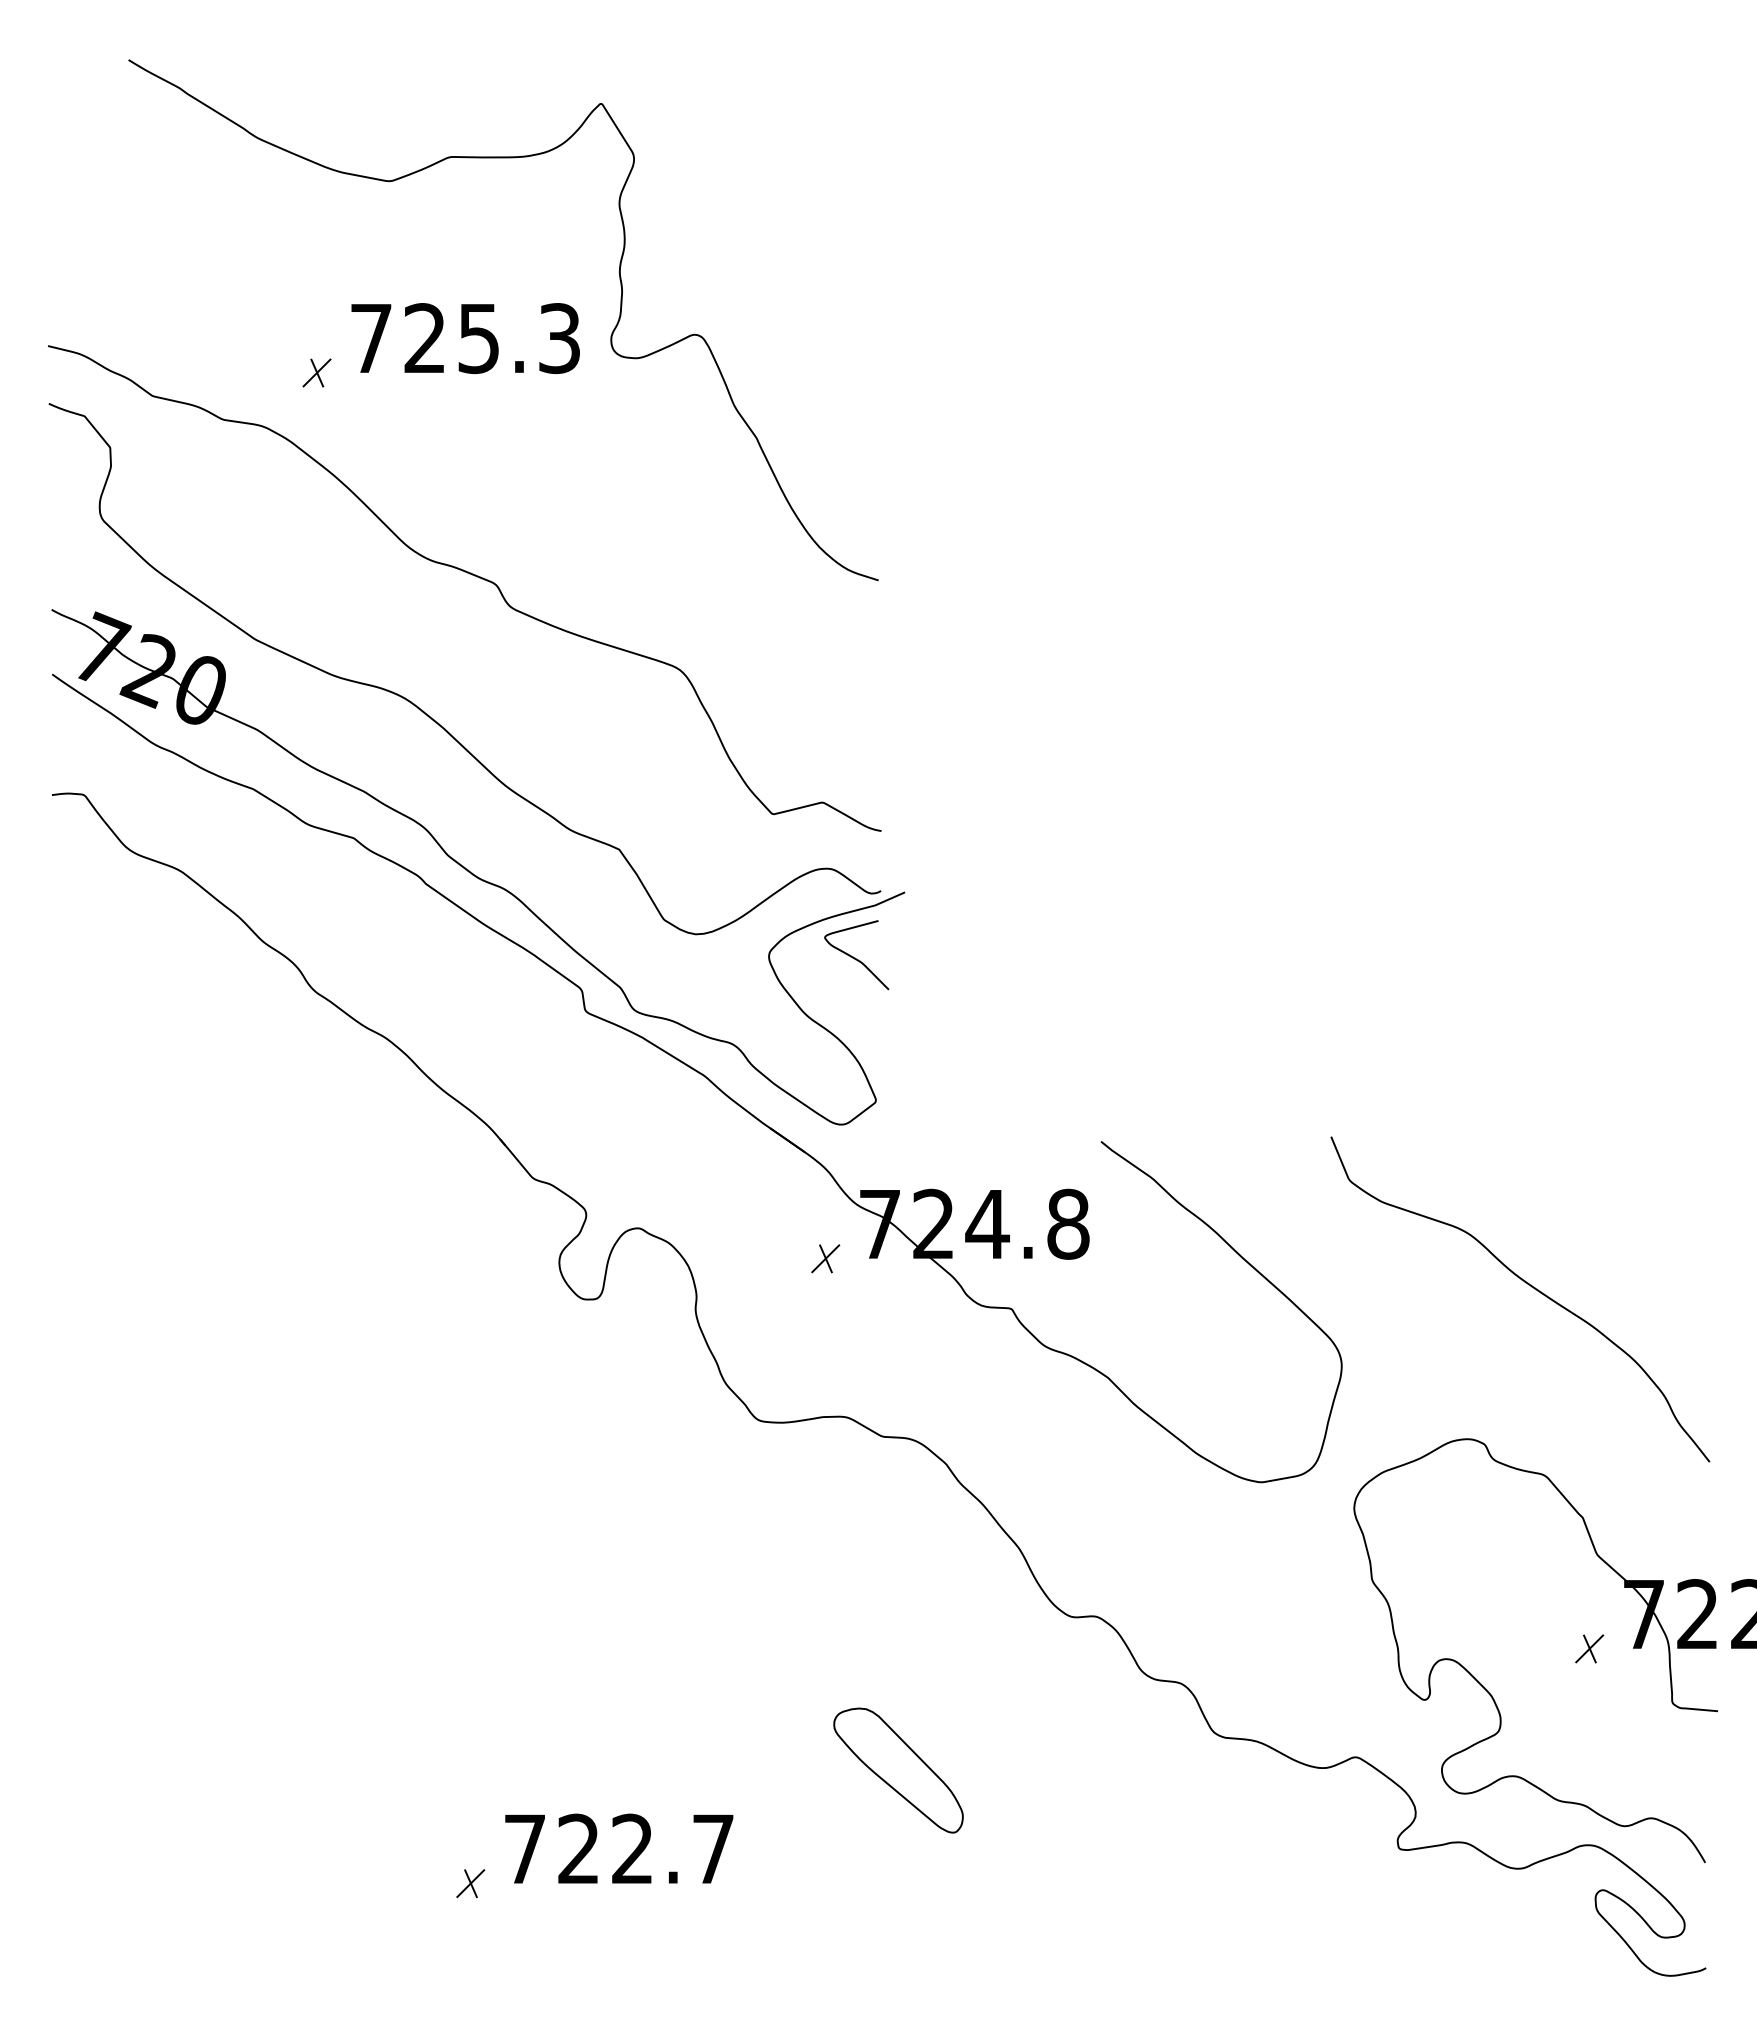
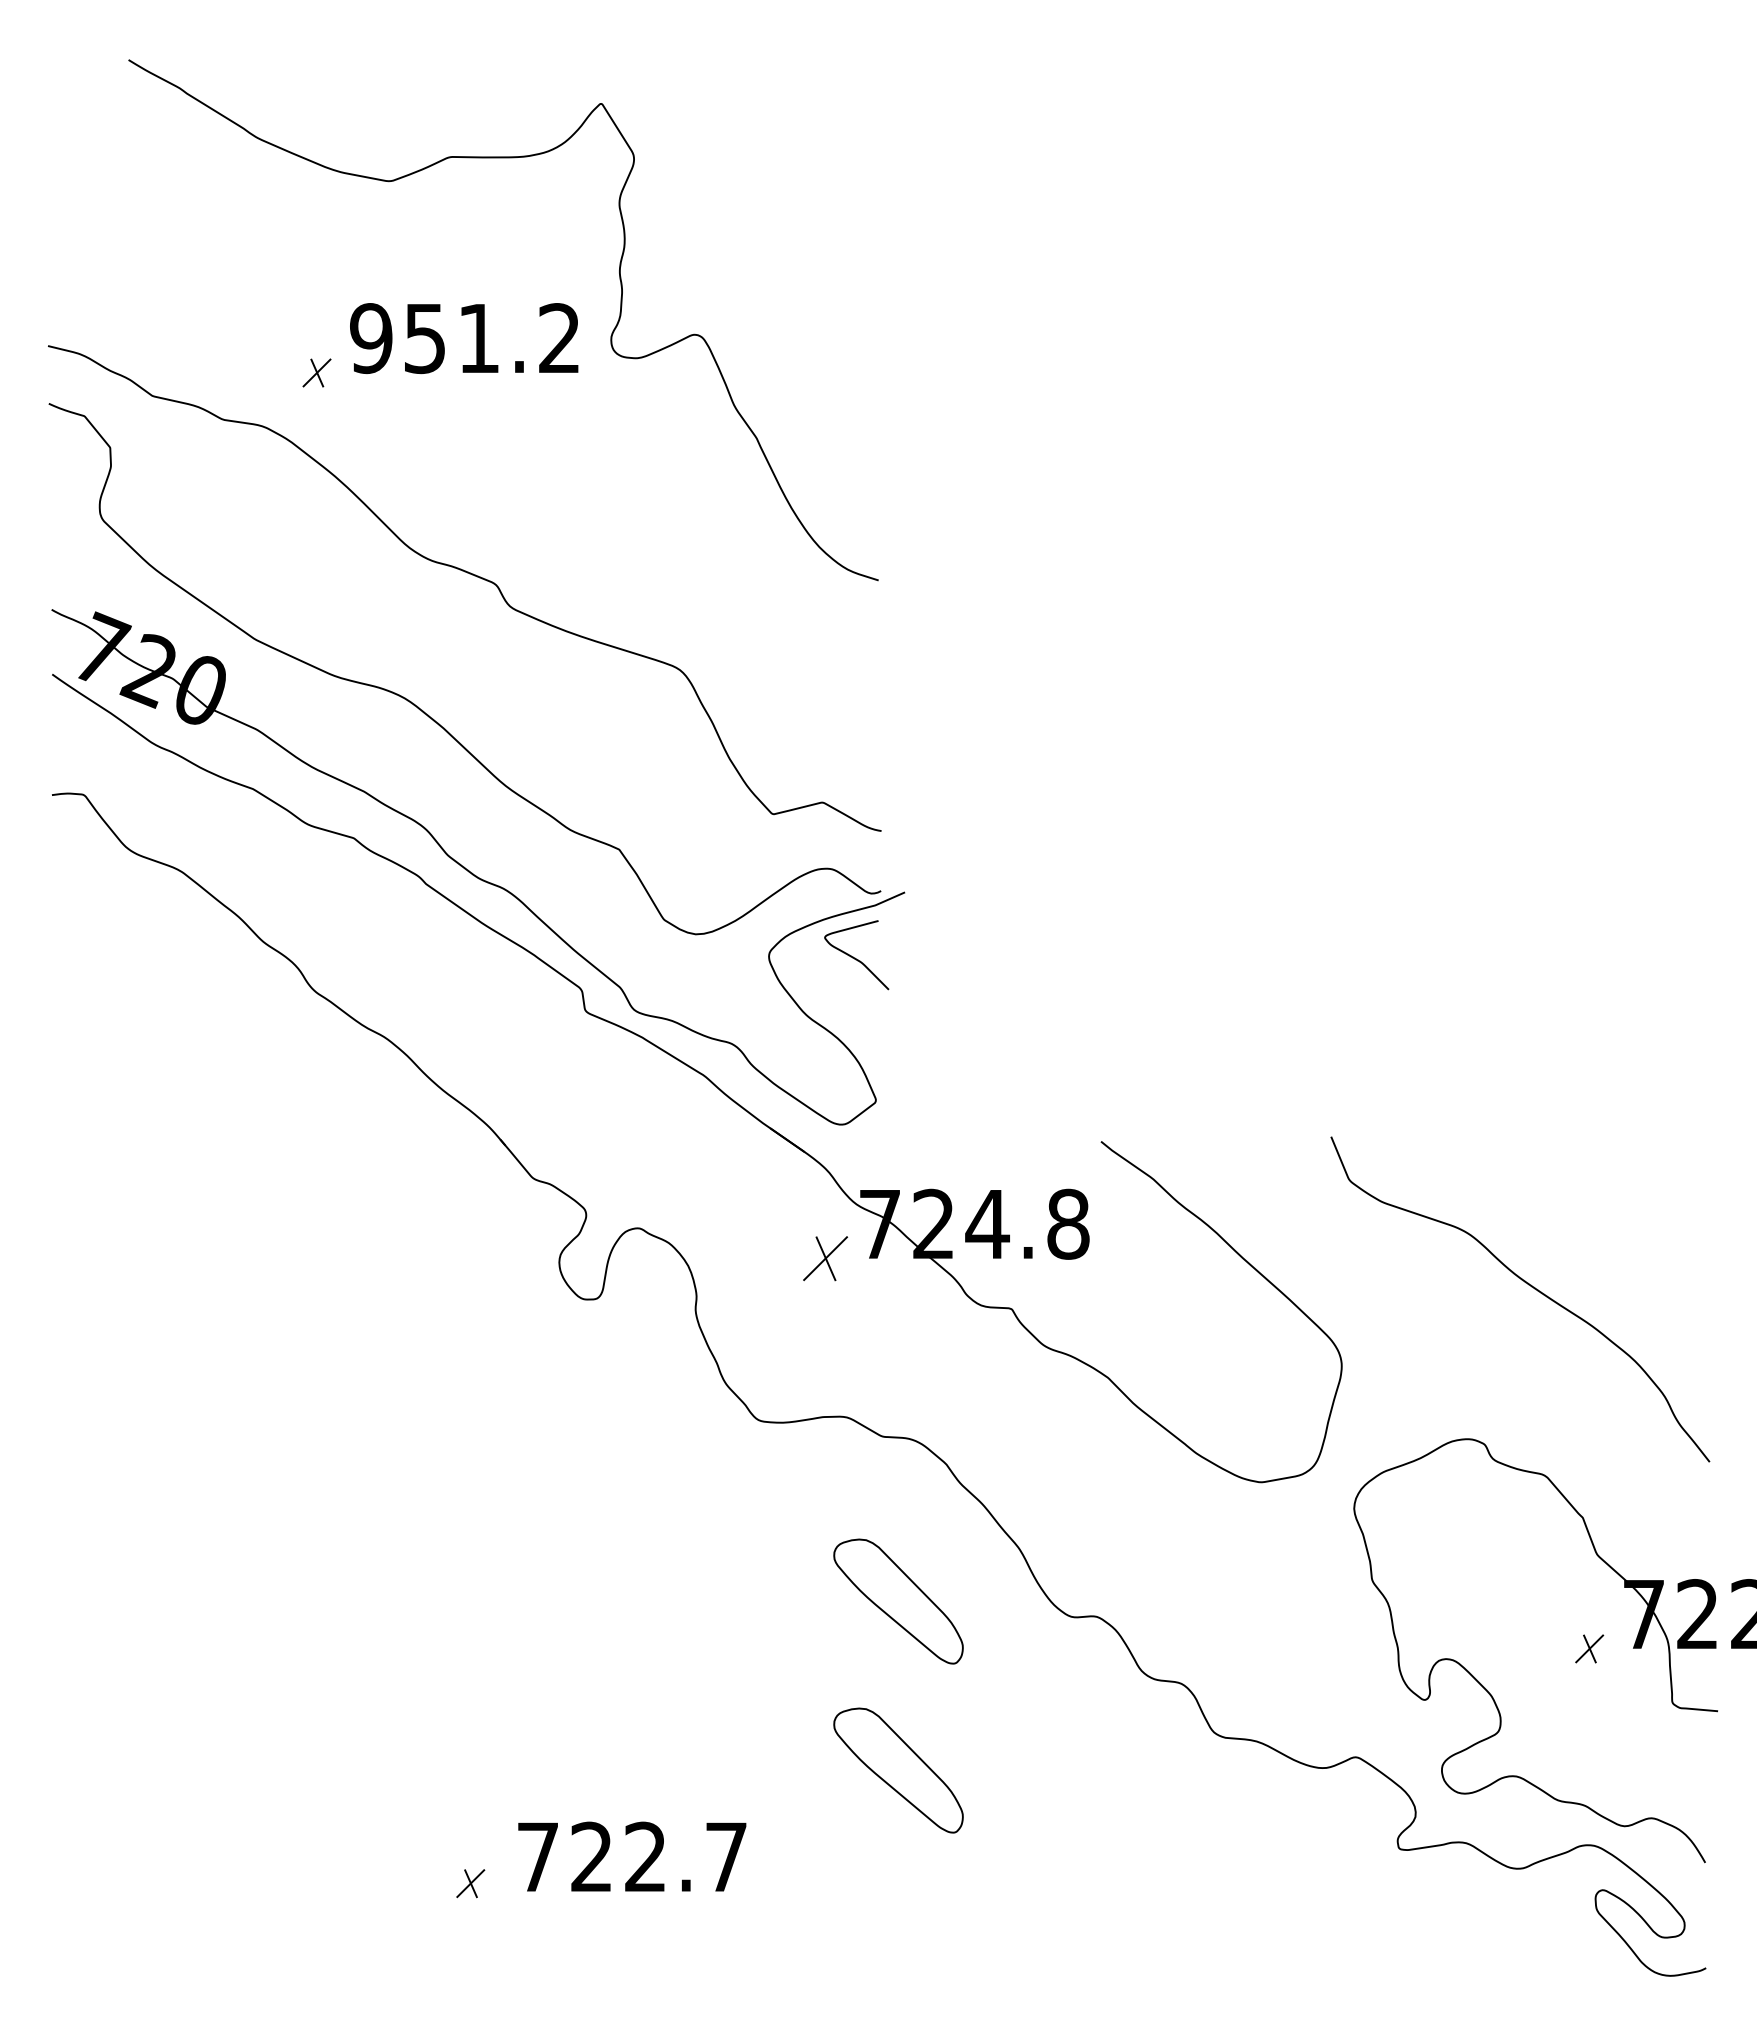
text: 725.3 -> 951.2 (464, 338)
part size: 30x30 px -> 46x46 px (825, 1258)
part: none -> present (898, 1601)
text position: (619, 1848) -> (632, 1856) (632, 1856)
